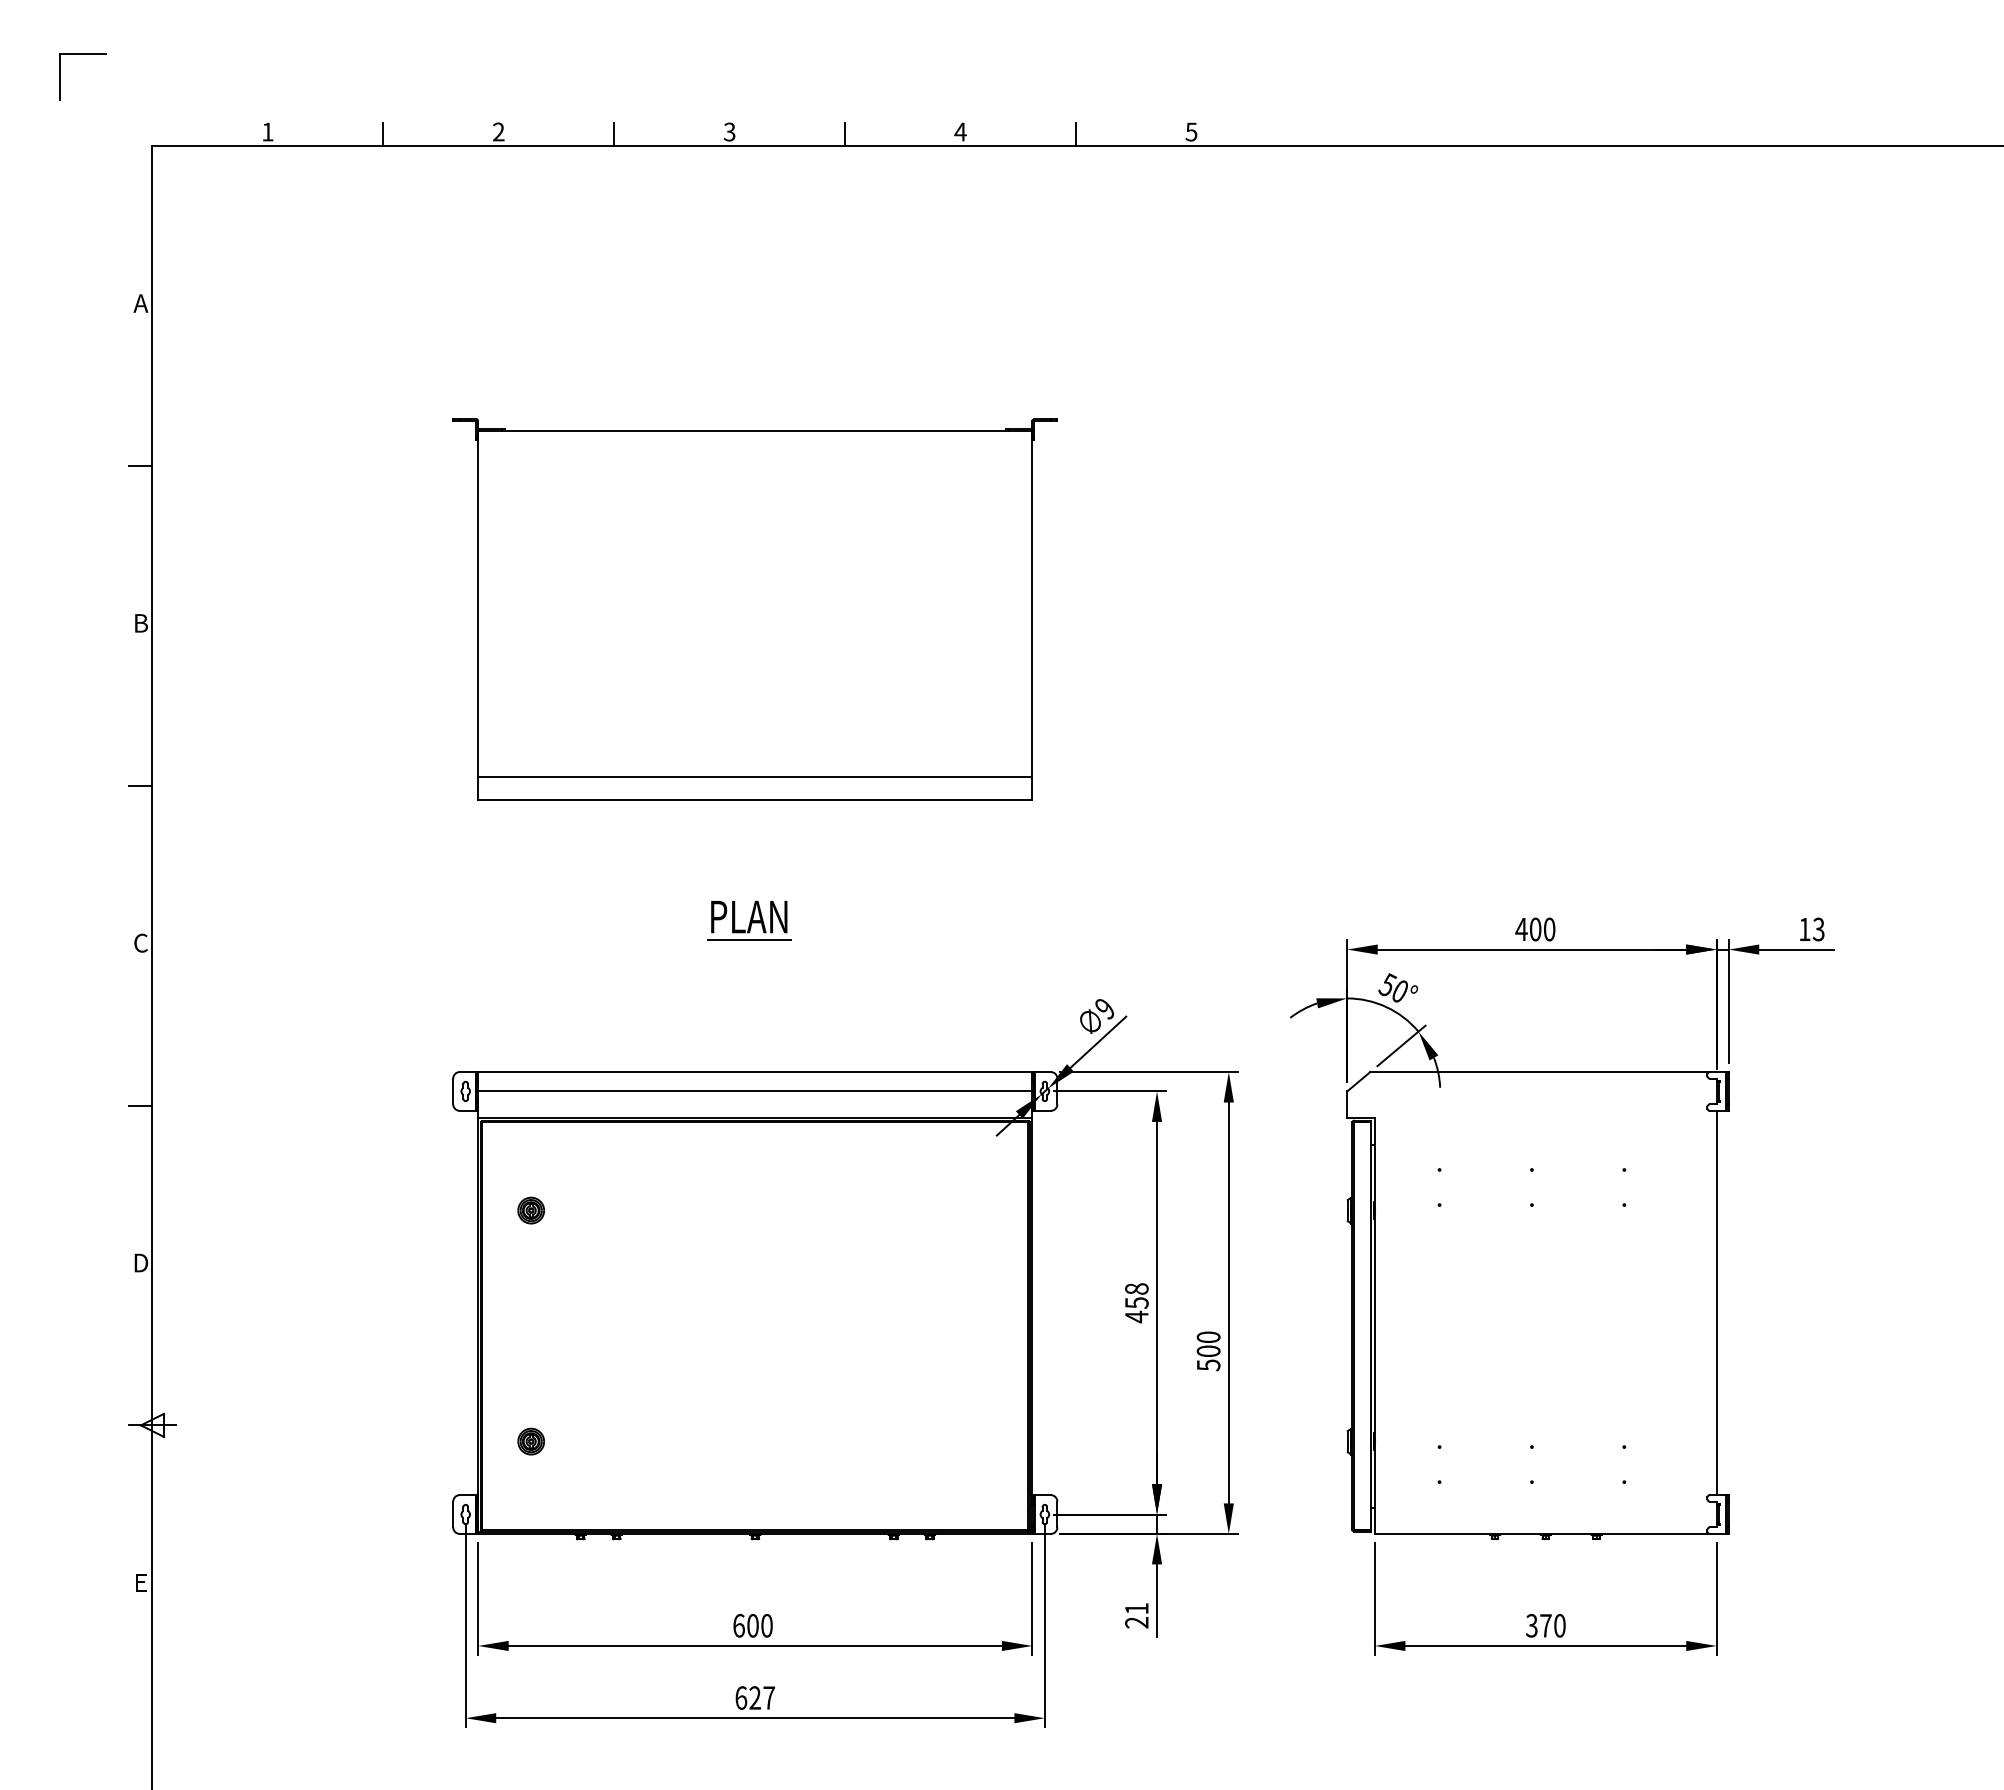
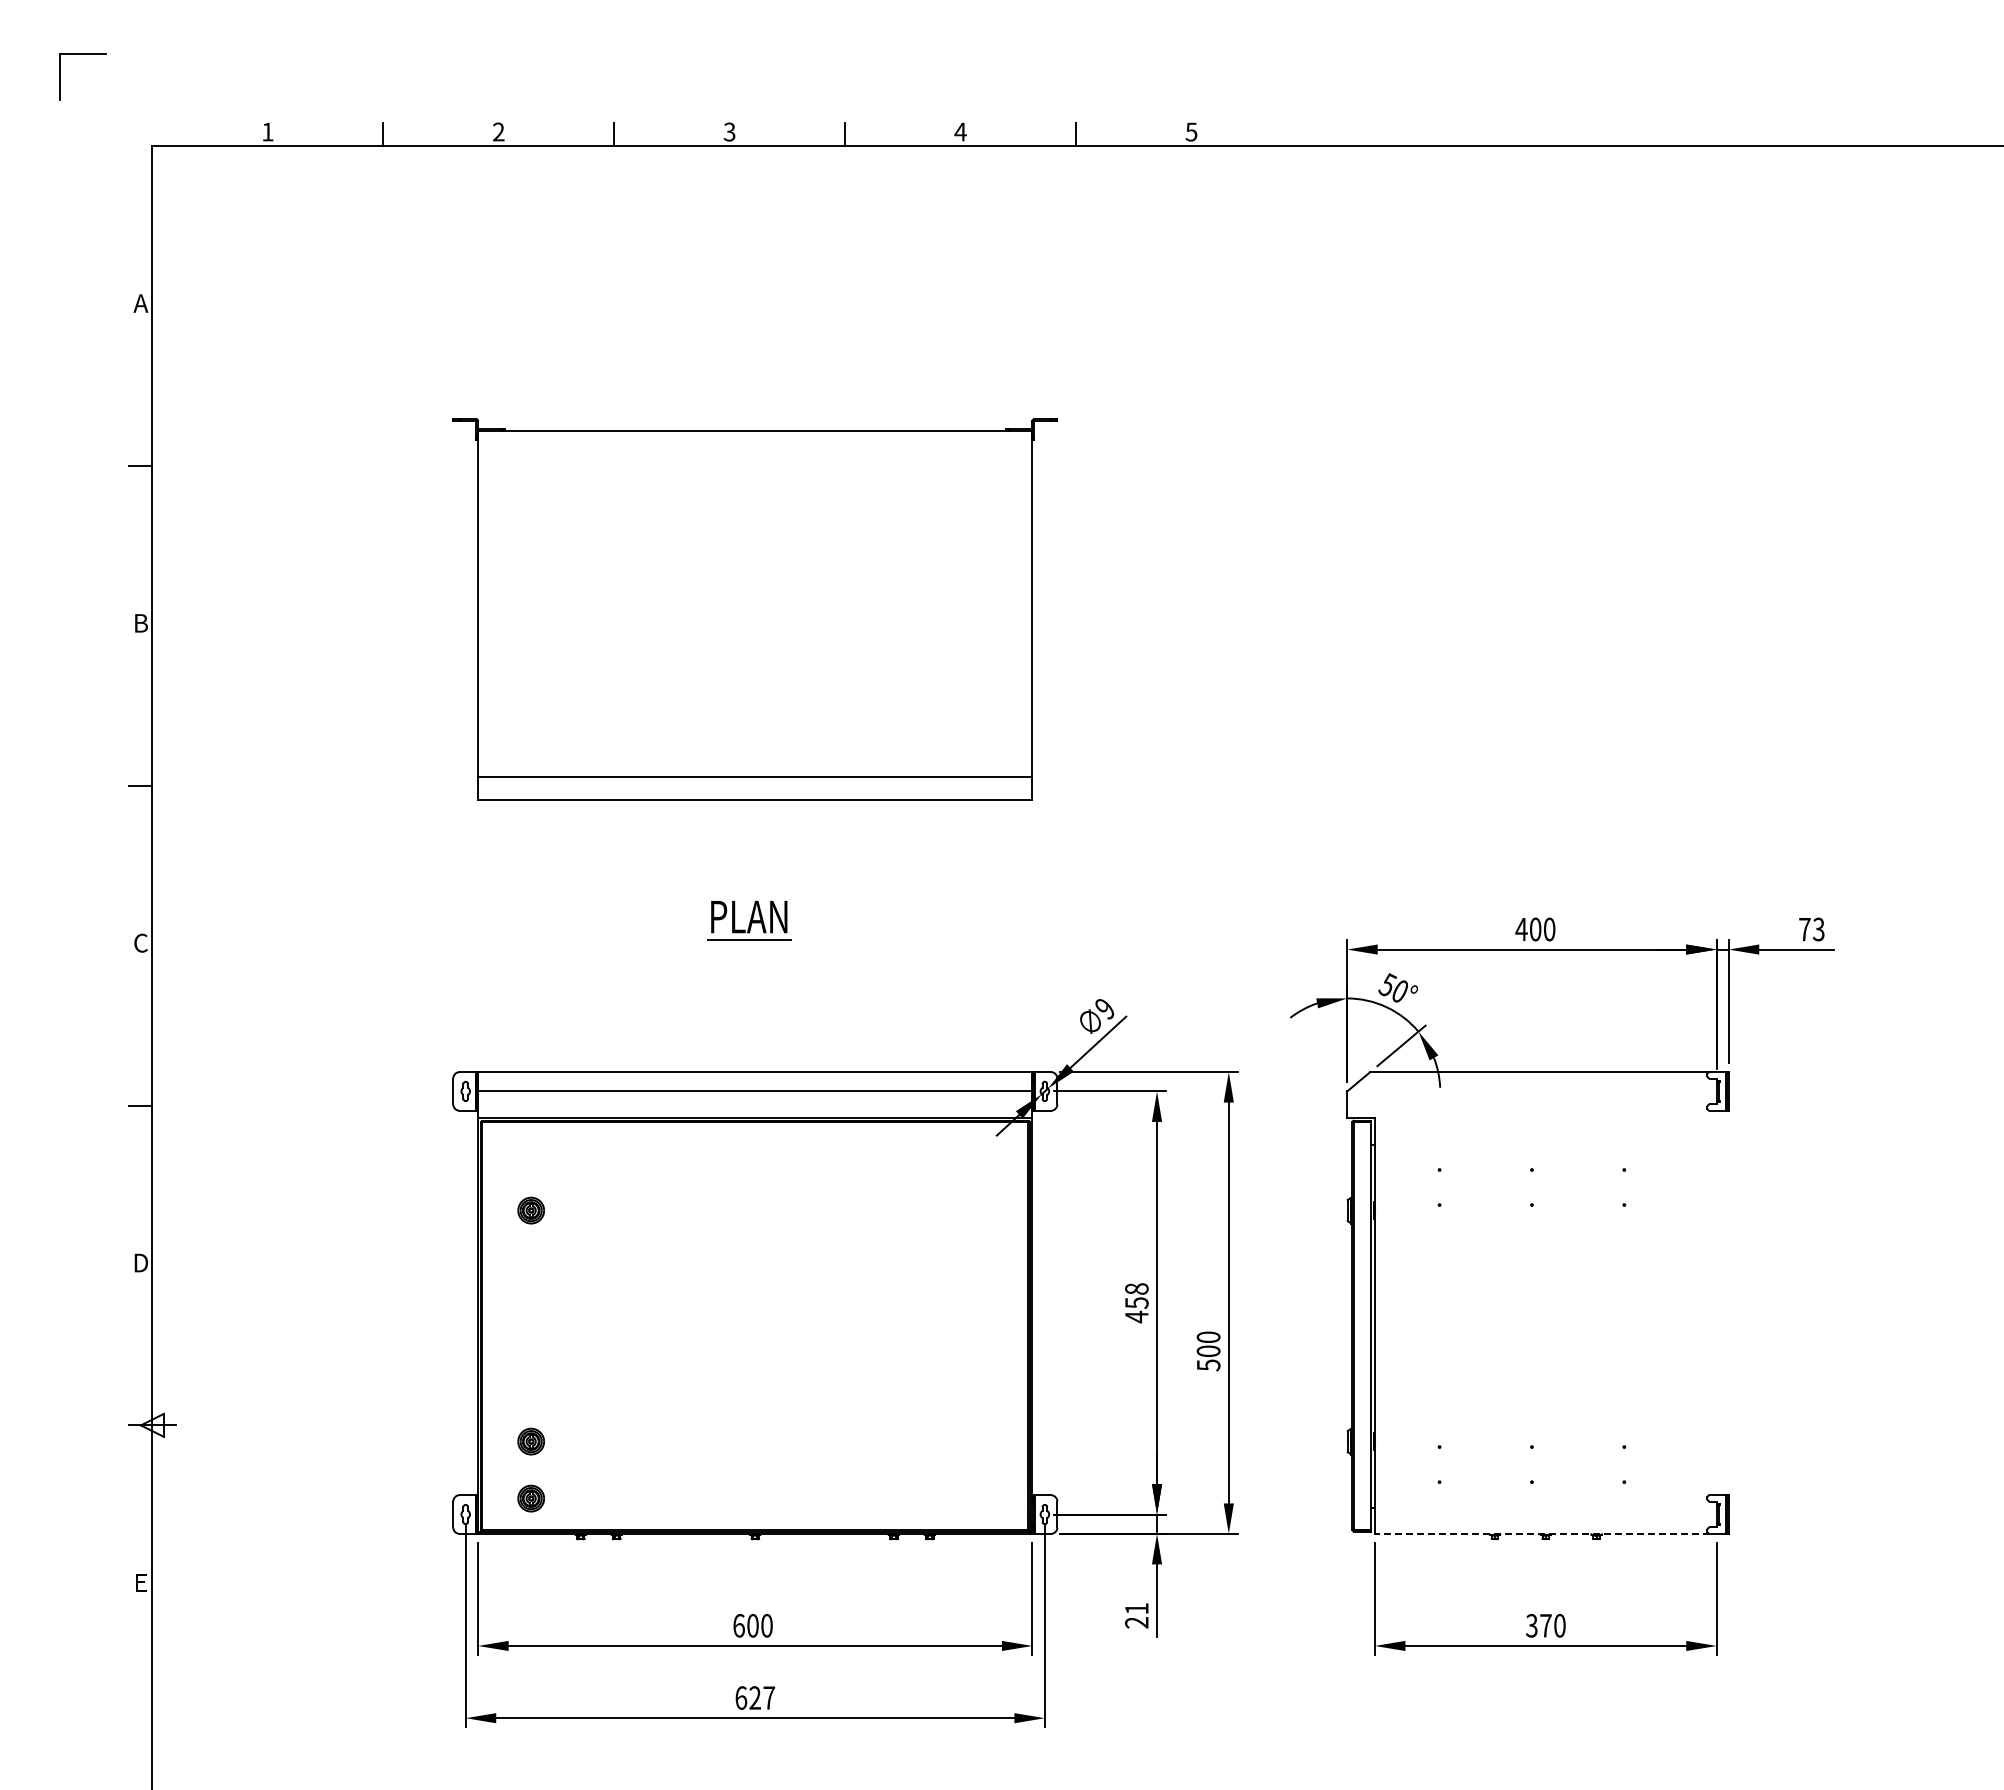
text: 13 -> 73 (1804, 929)
line: present -> none (1716, 1302)
part: none -> present (530, 1498)
line: solid -> dashed (1541, 1533)
